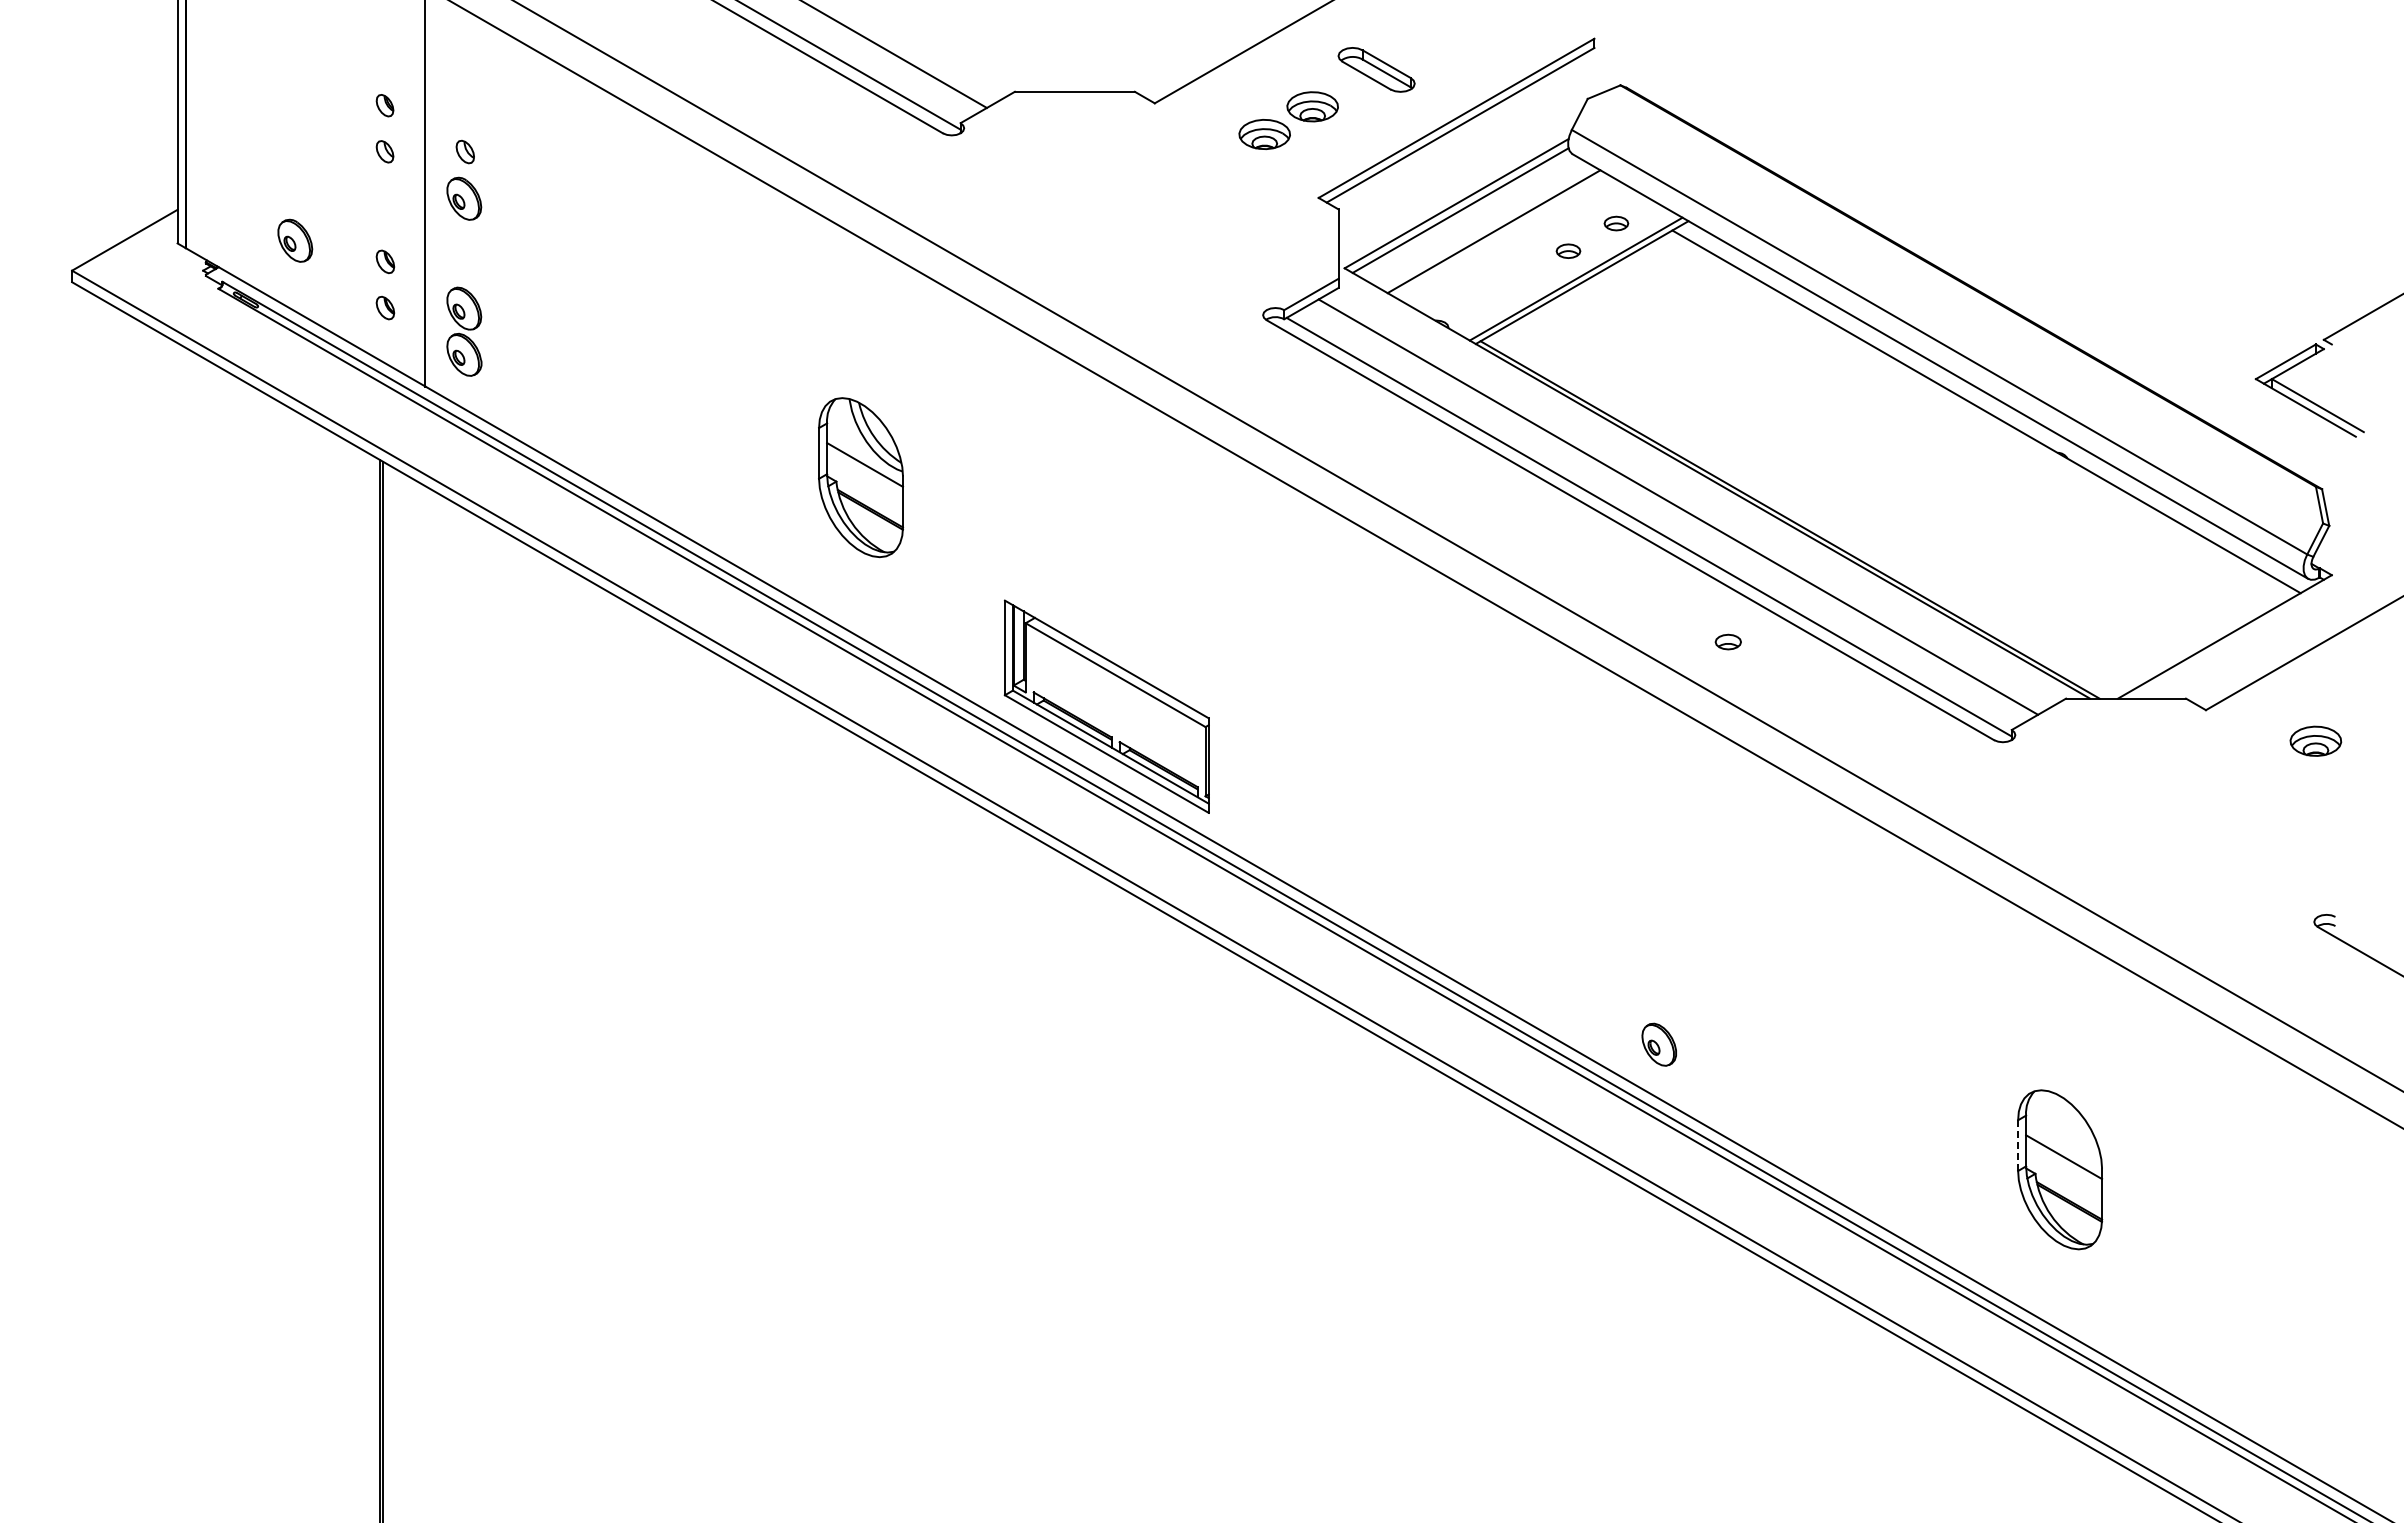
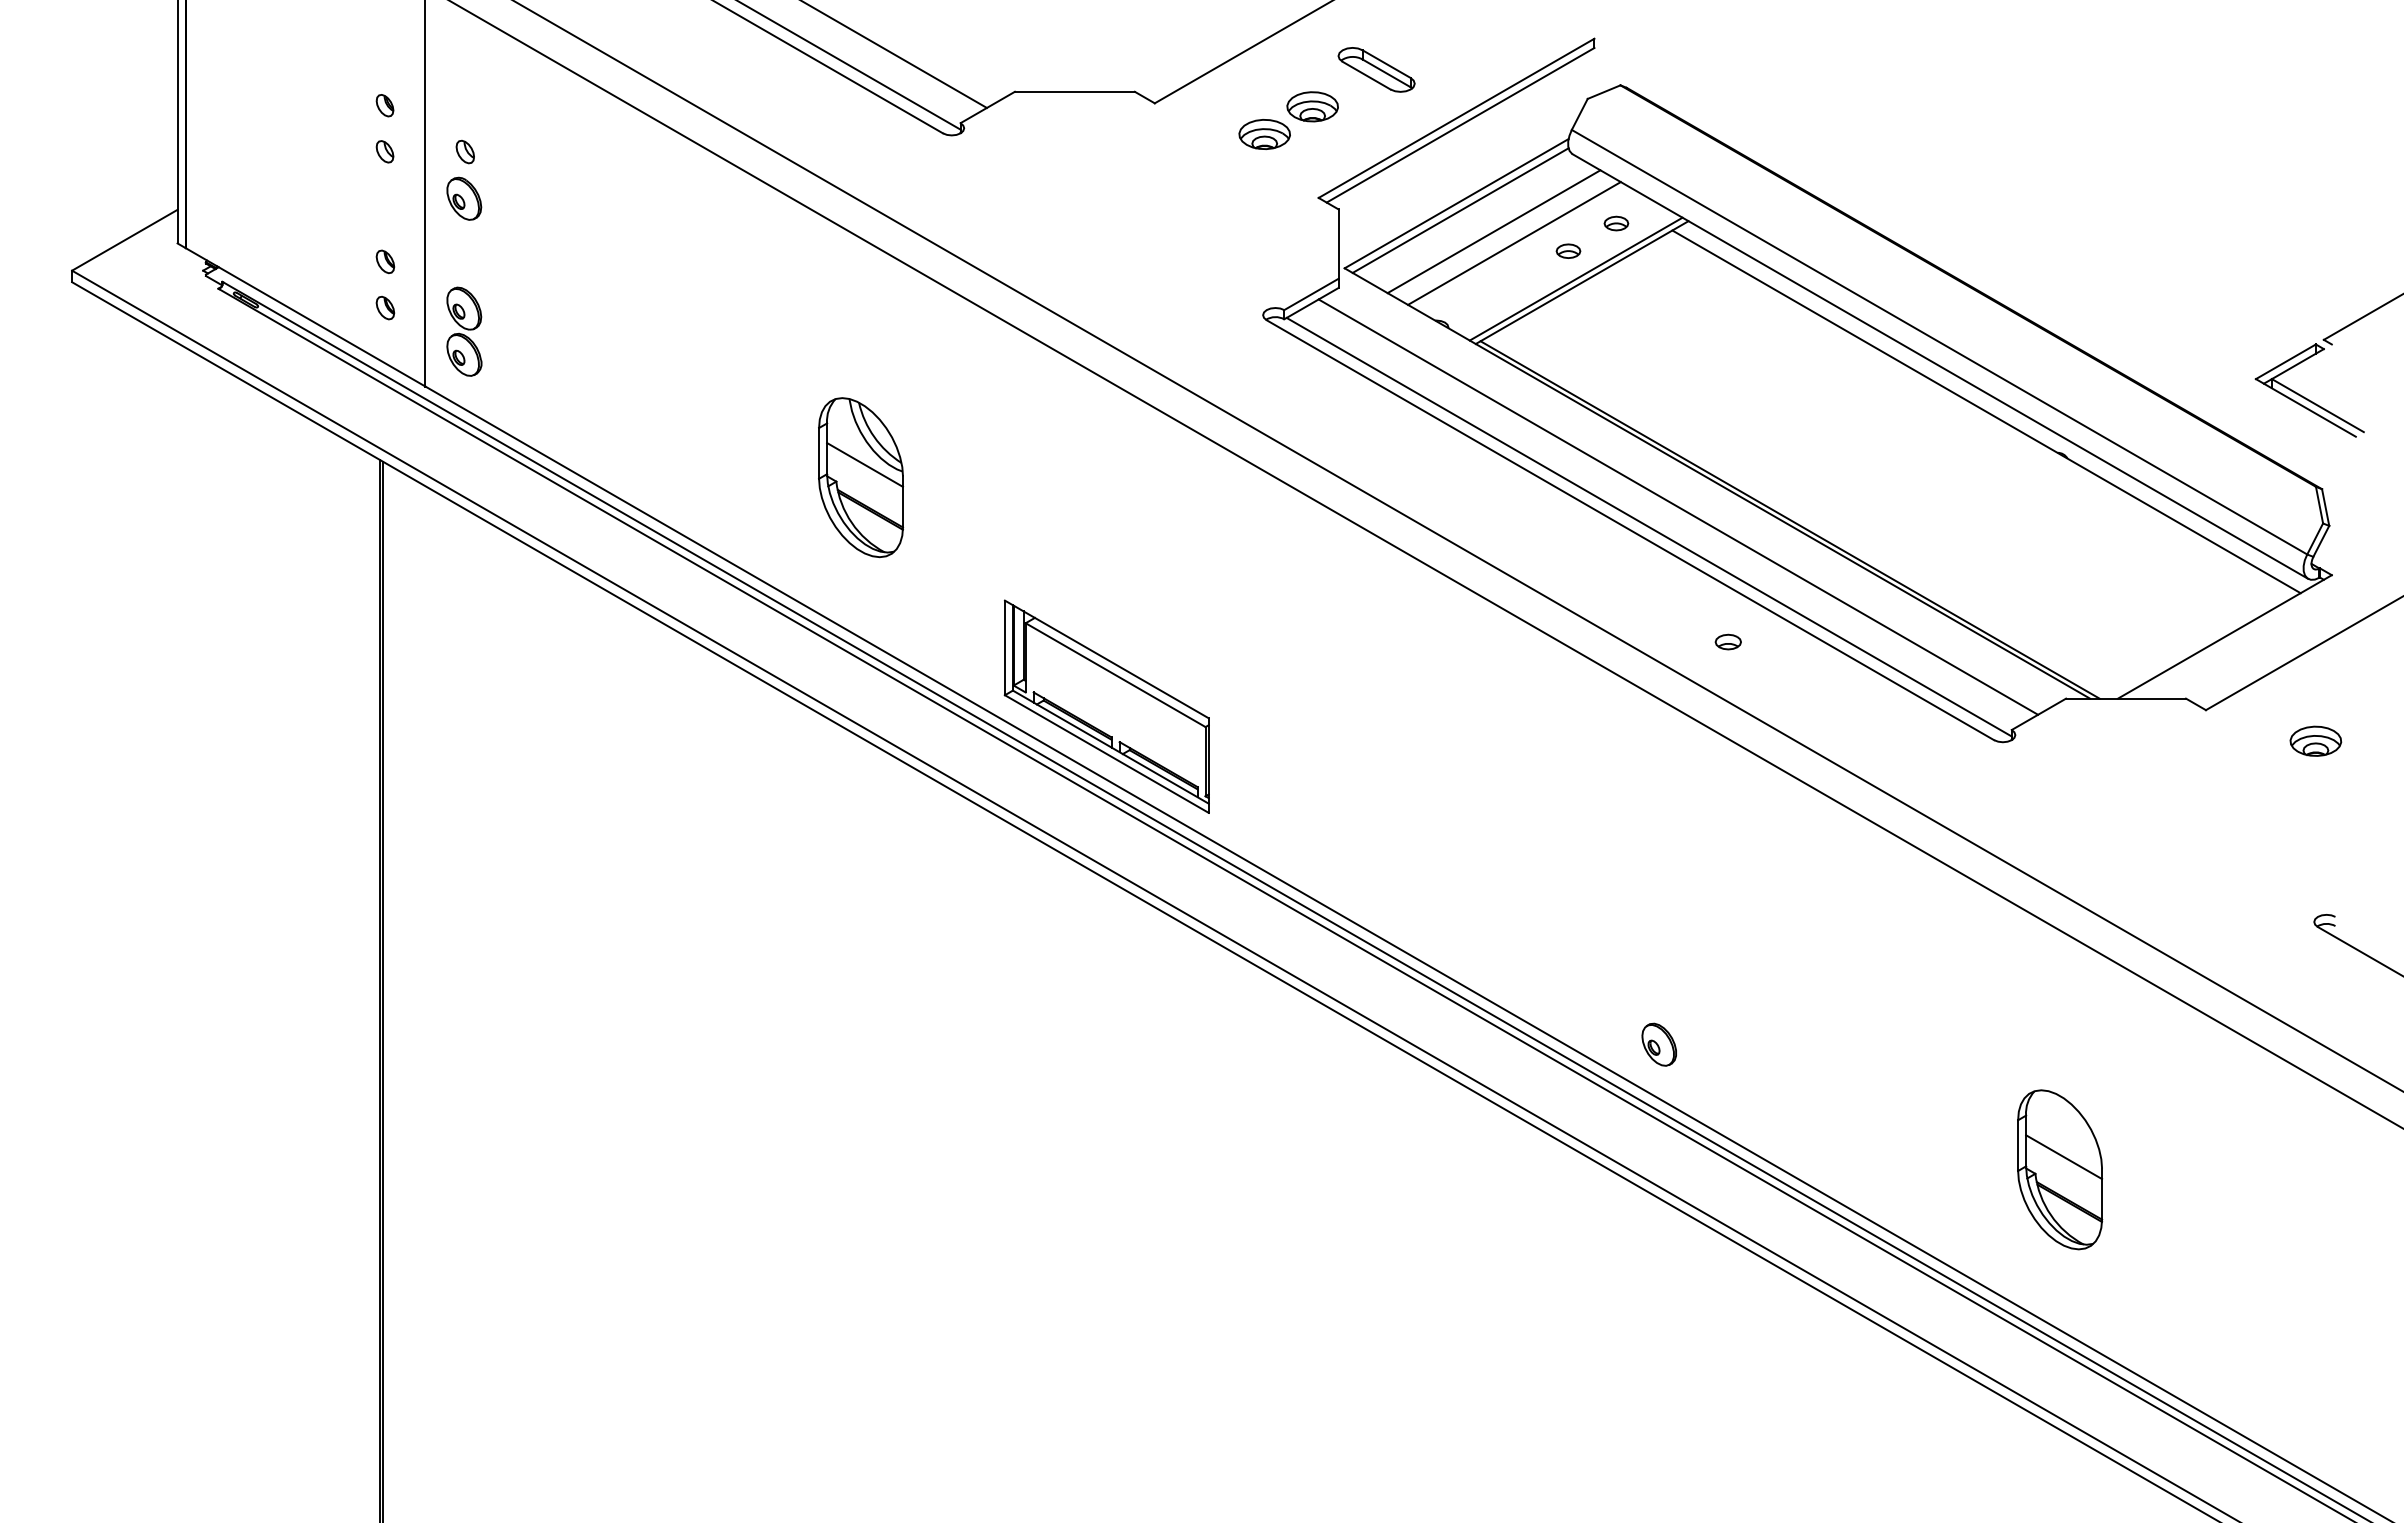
part: present -> none (295, 240)
line: none -> present (1514, 243)
line: dashed -> solid (2018, 1146)
